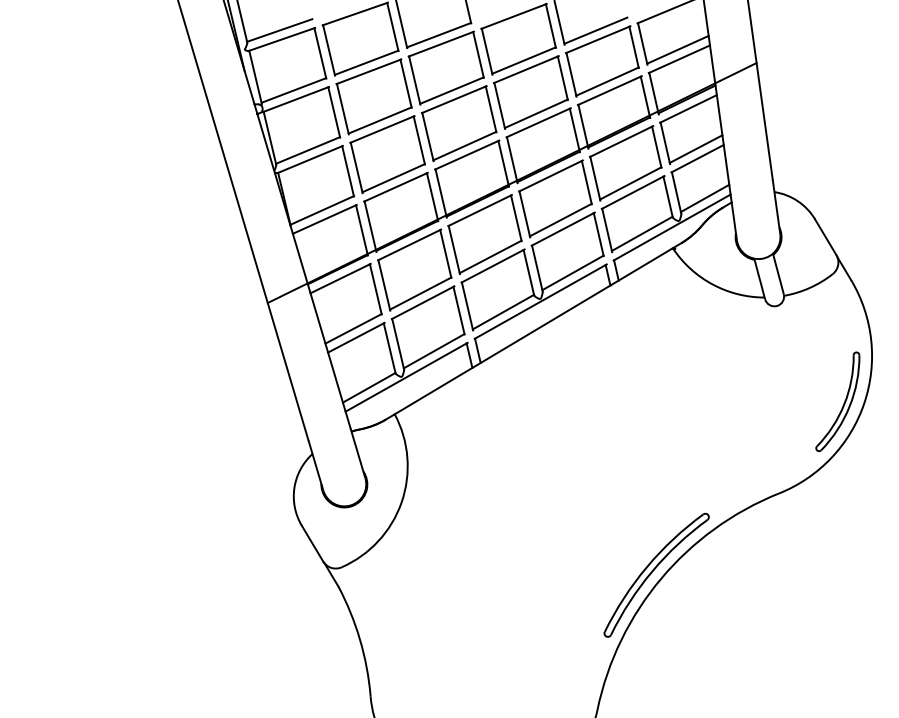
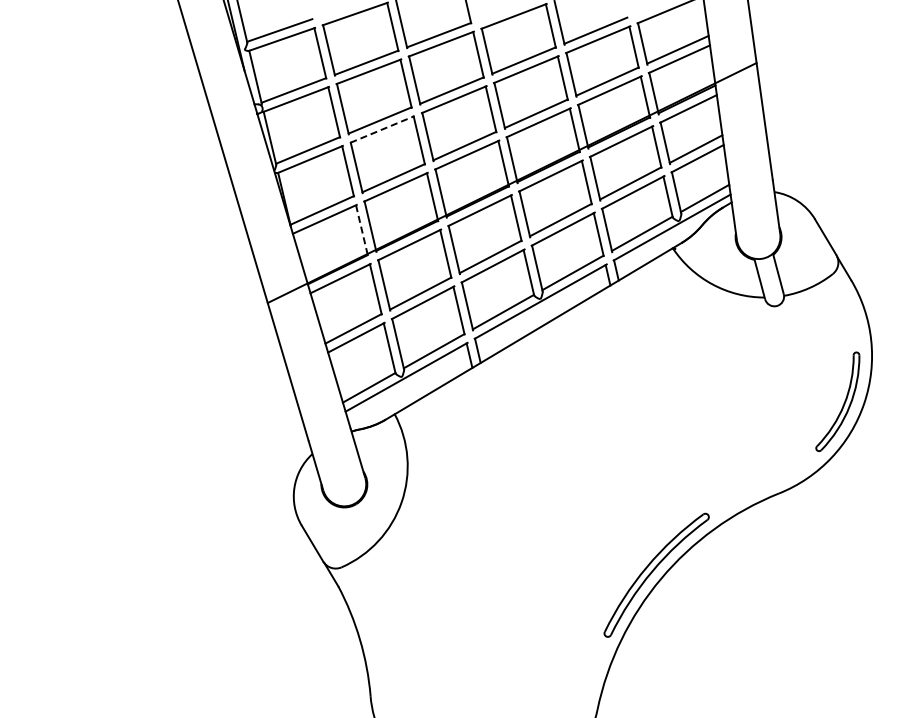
line: solid -> dashed (382, 129)
line: solid -> dashed (361, 230)
